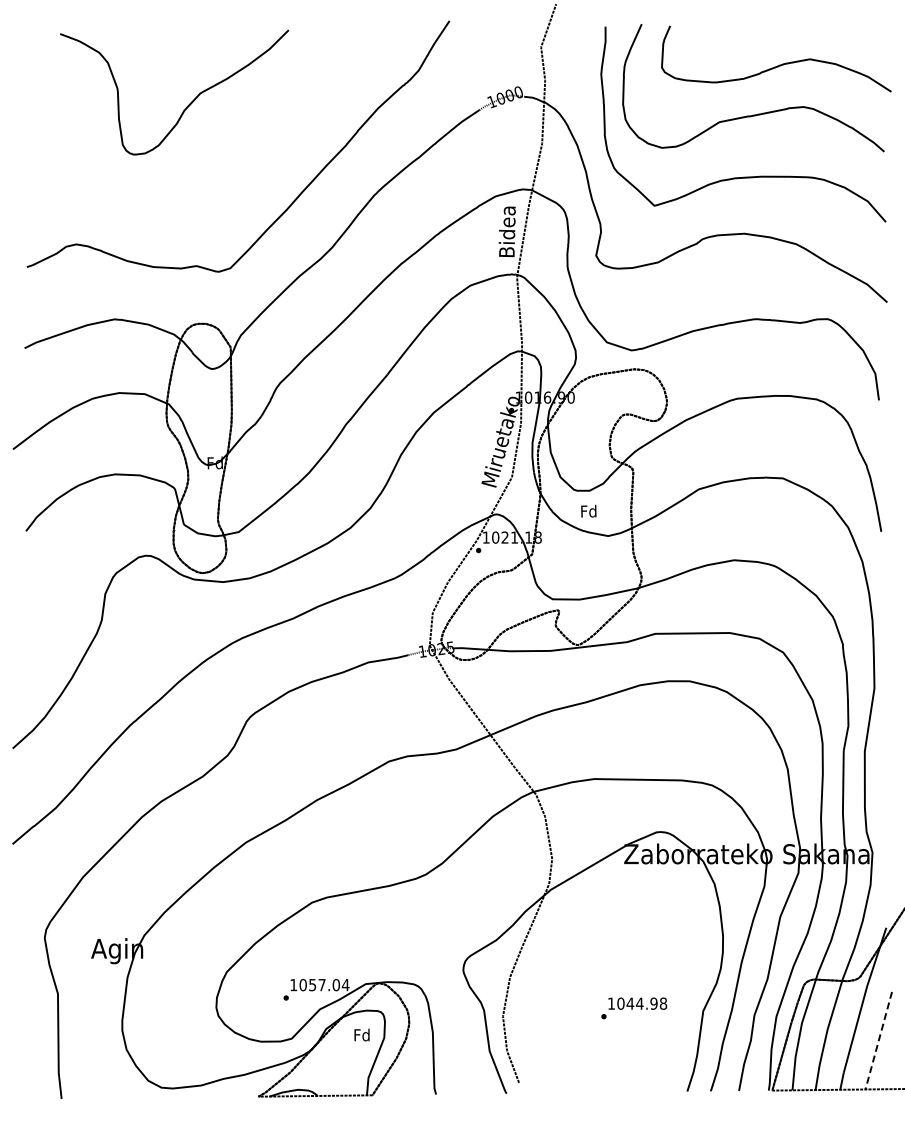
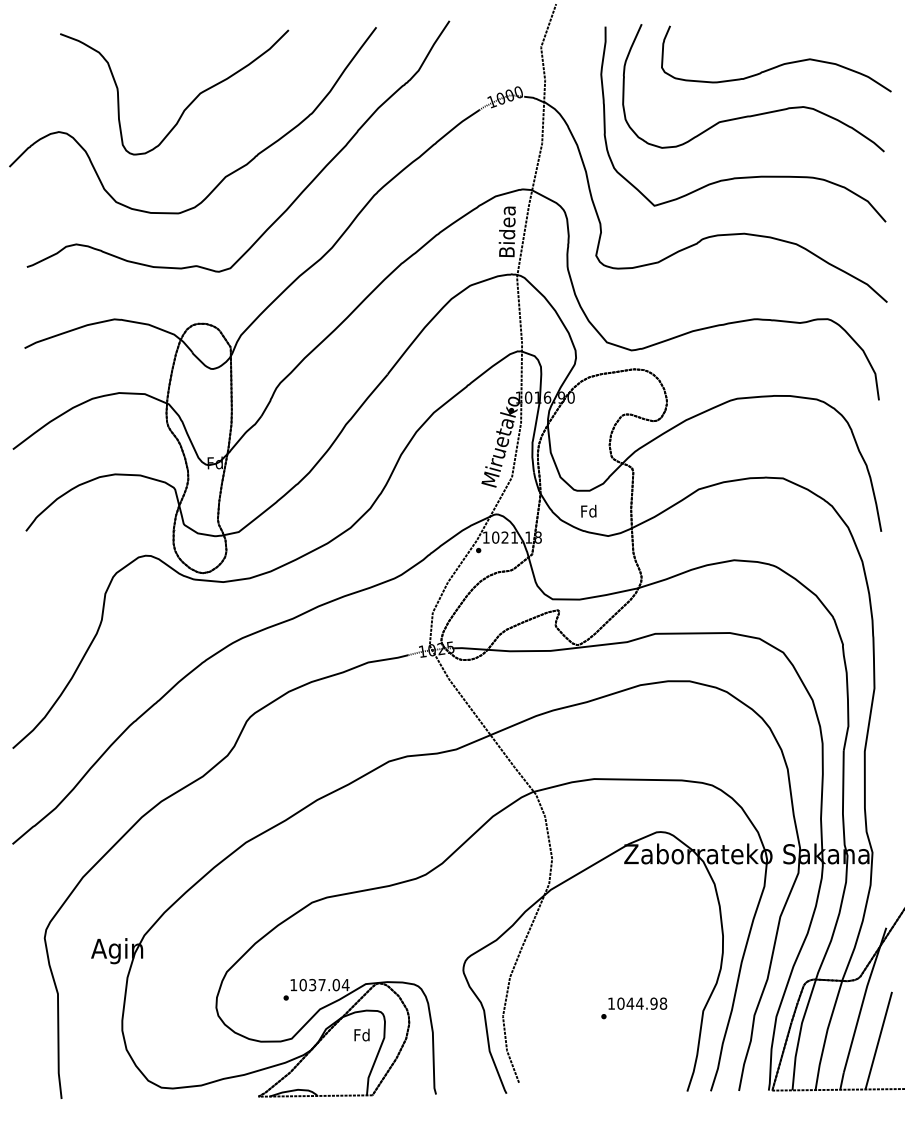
curve: none -> present (227, 174)
text: 1057.04 -> 1037.04 (312, 984)
line: dashed -> solid (878, 1040)
